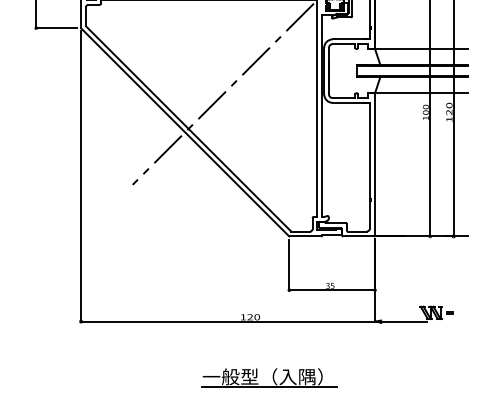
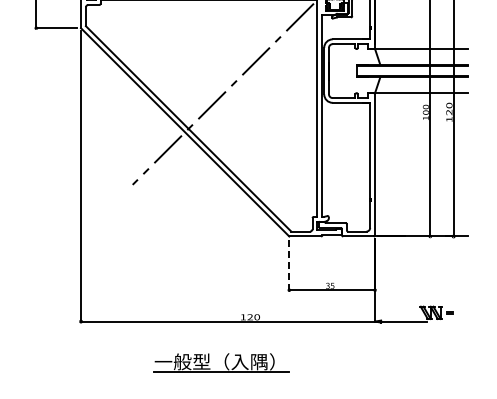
line: solid -> dashed (289, 265)
part position: (269, 377) -> (221, 362) (221, 362)
